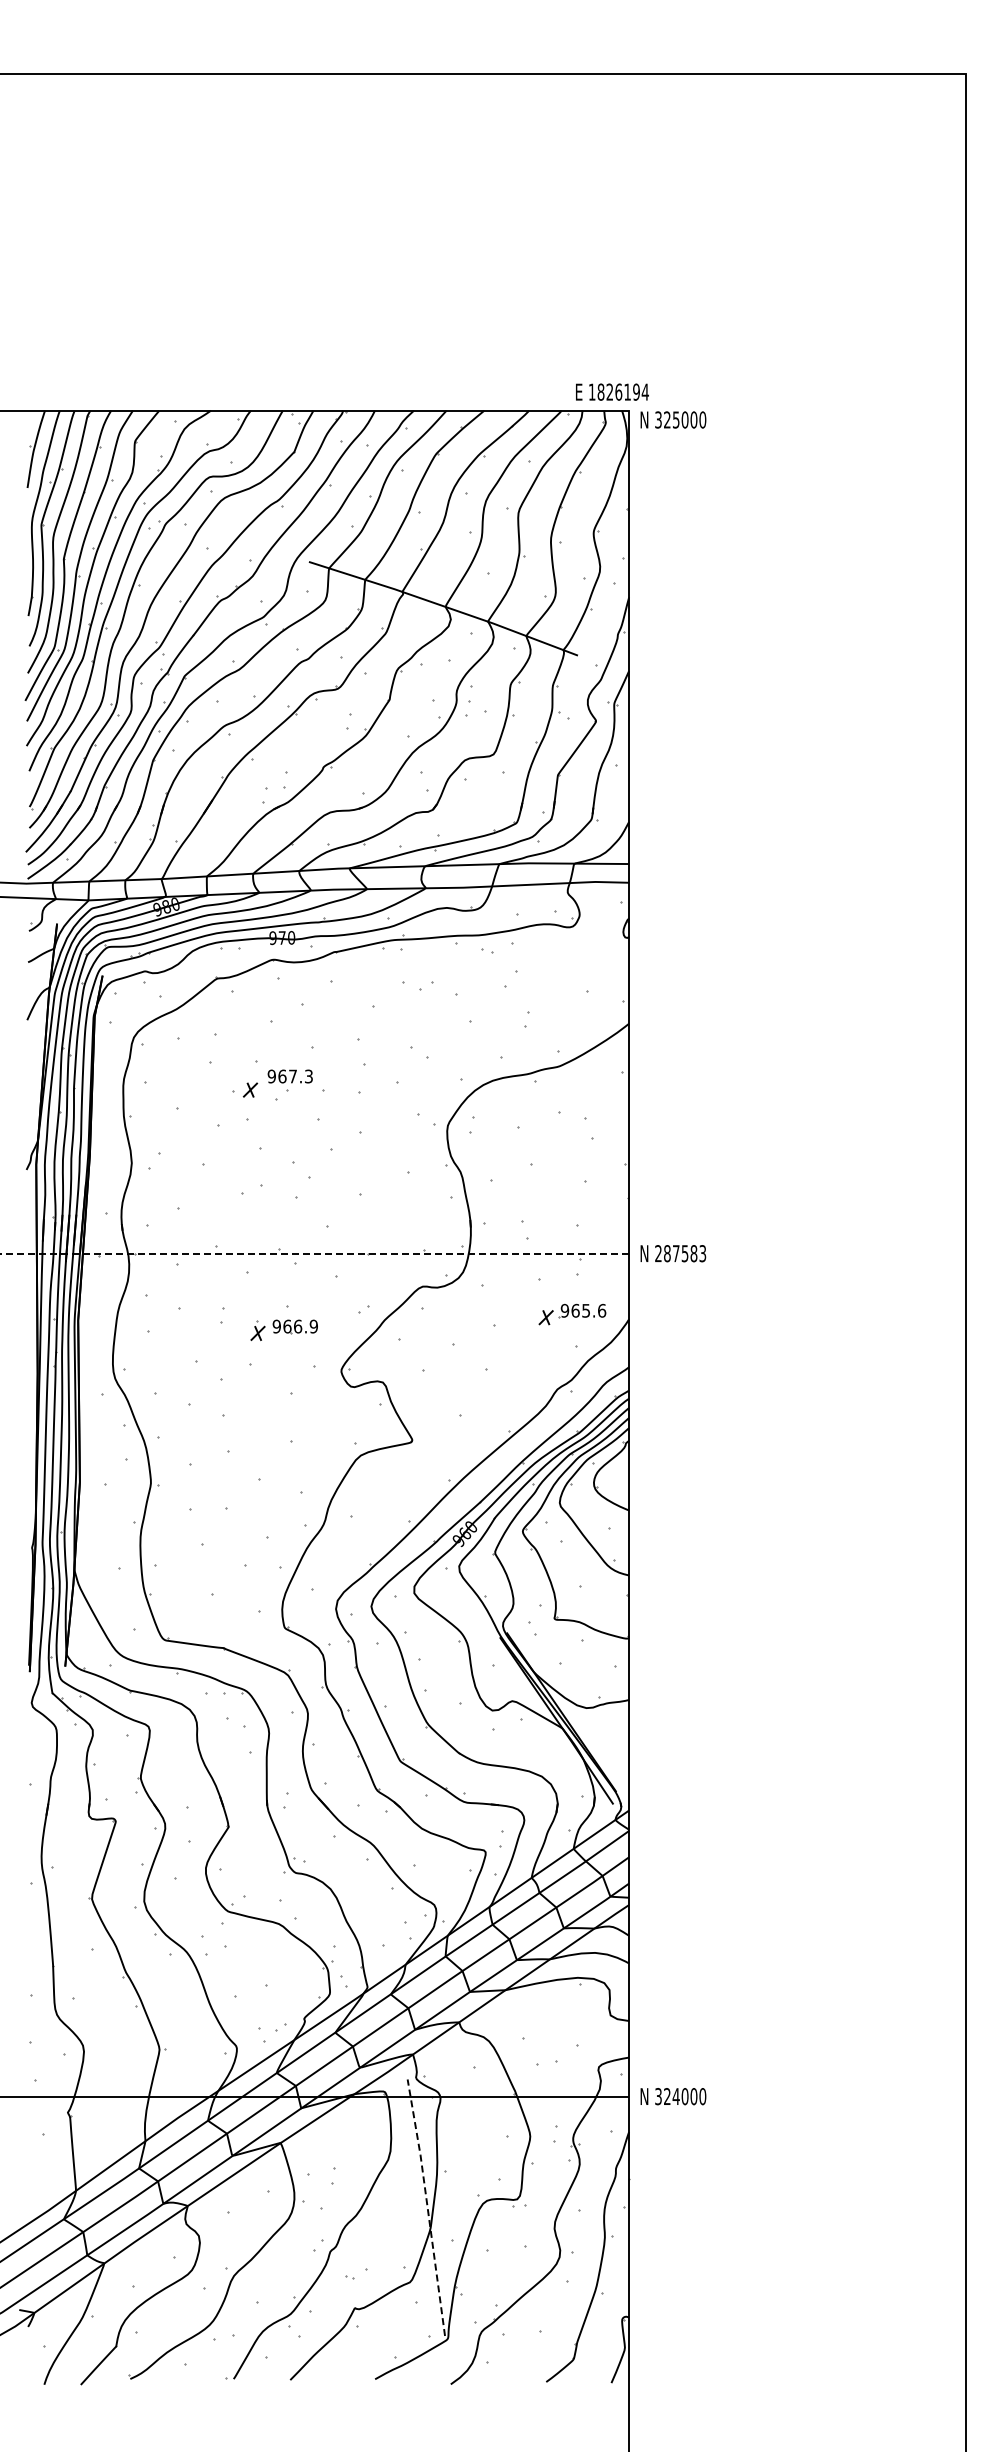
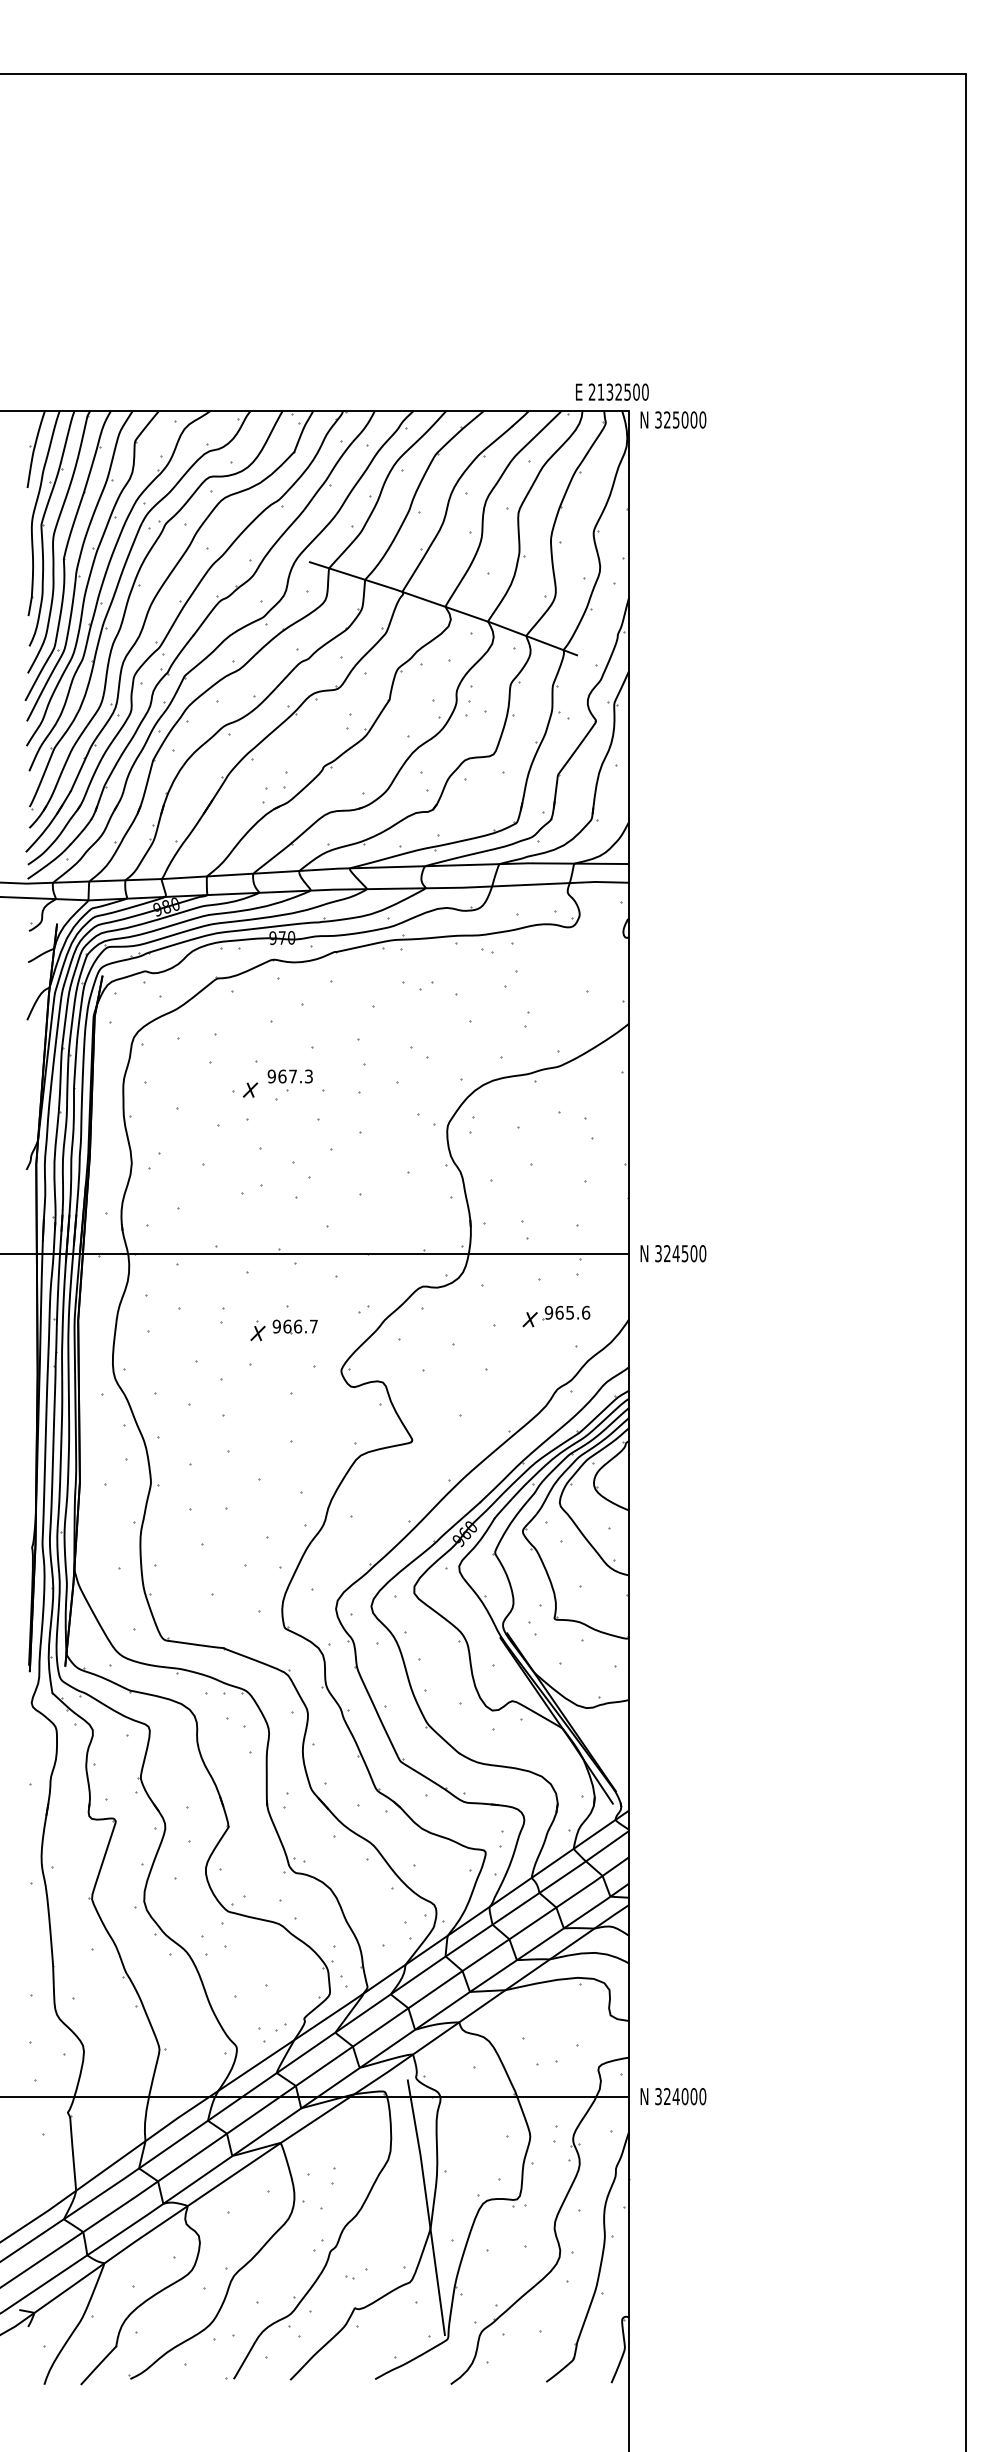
text: 1826194 -> 2132500 (618, 391)
line: dashed -> solid (314, 1253)
text: 287583 -> 324500 (680, 1253)
part position: (572, 1314) -> (556, 1316) (556, 1316)
text: 966.9 -> 966.7 (313, 1326)
line: dashed -> solid (427, 2206)
